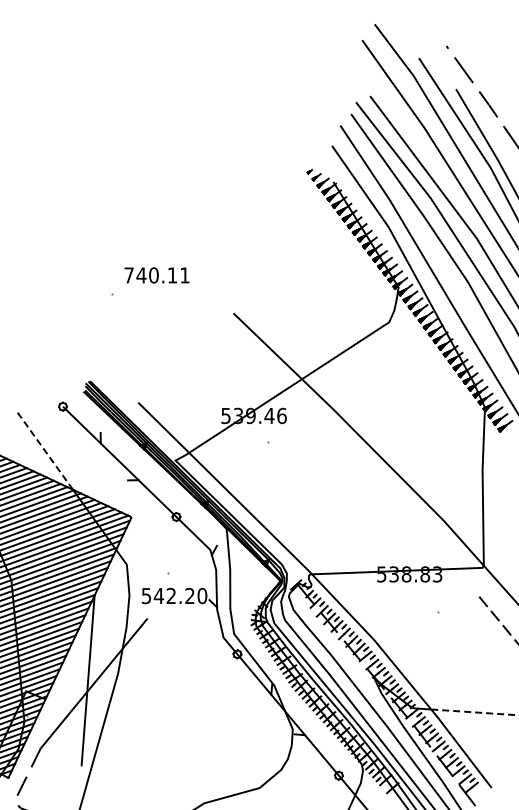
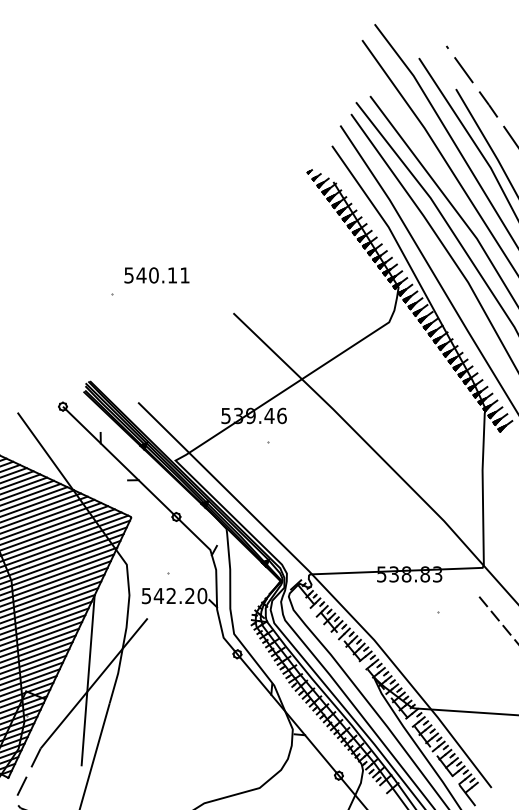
text: 740.11 -> 540.11 (128, 275)
line: dashed -> solid (45, 451)
line: dashed -> solid (474, 712)
